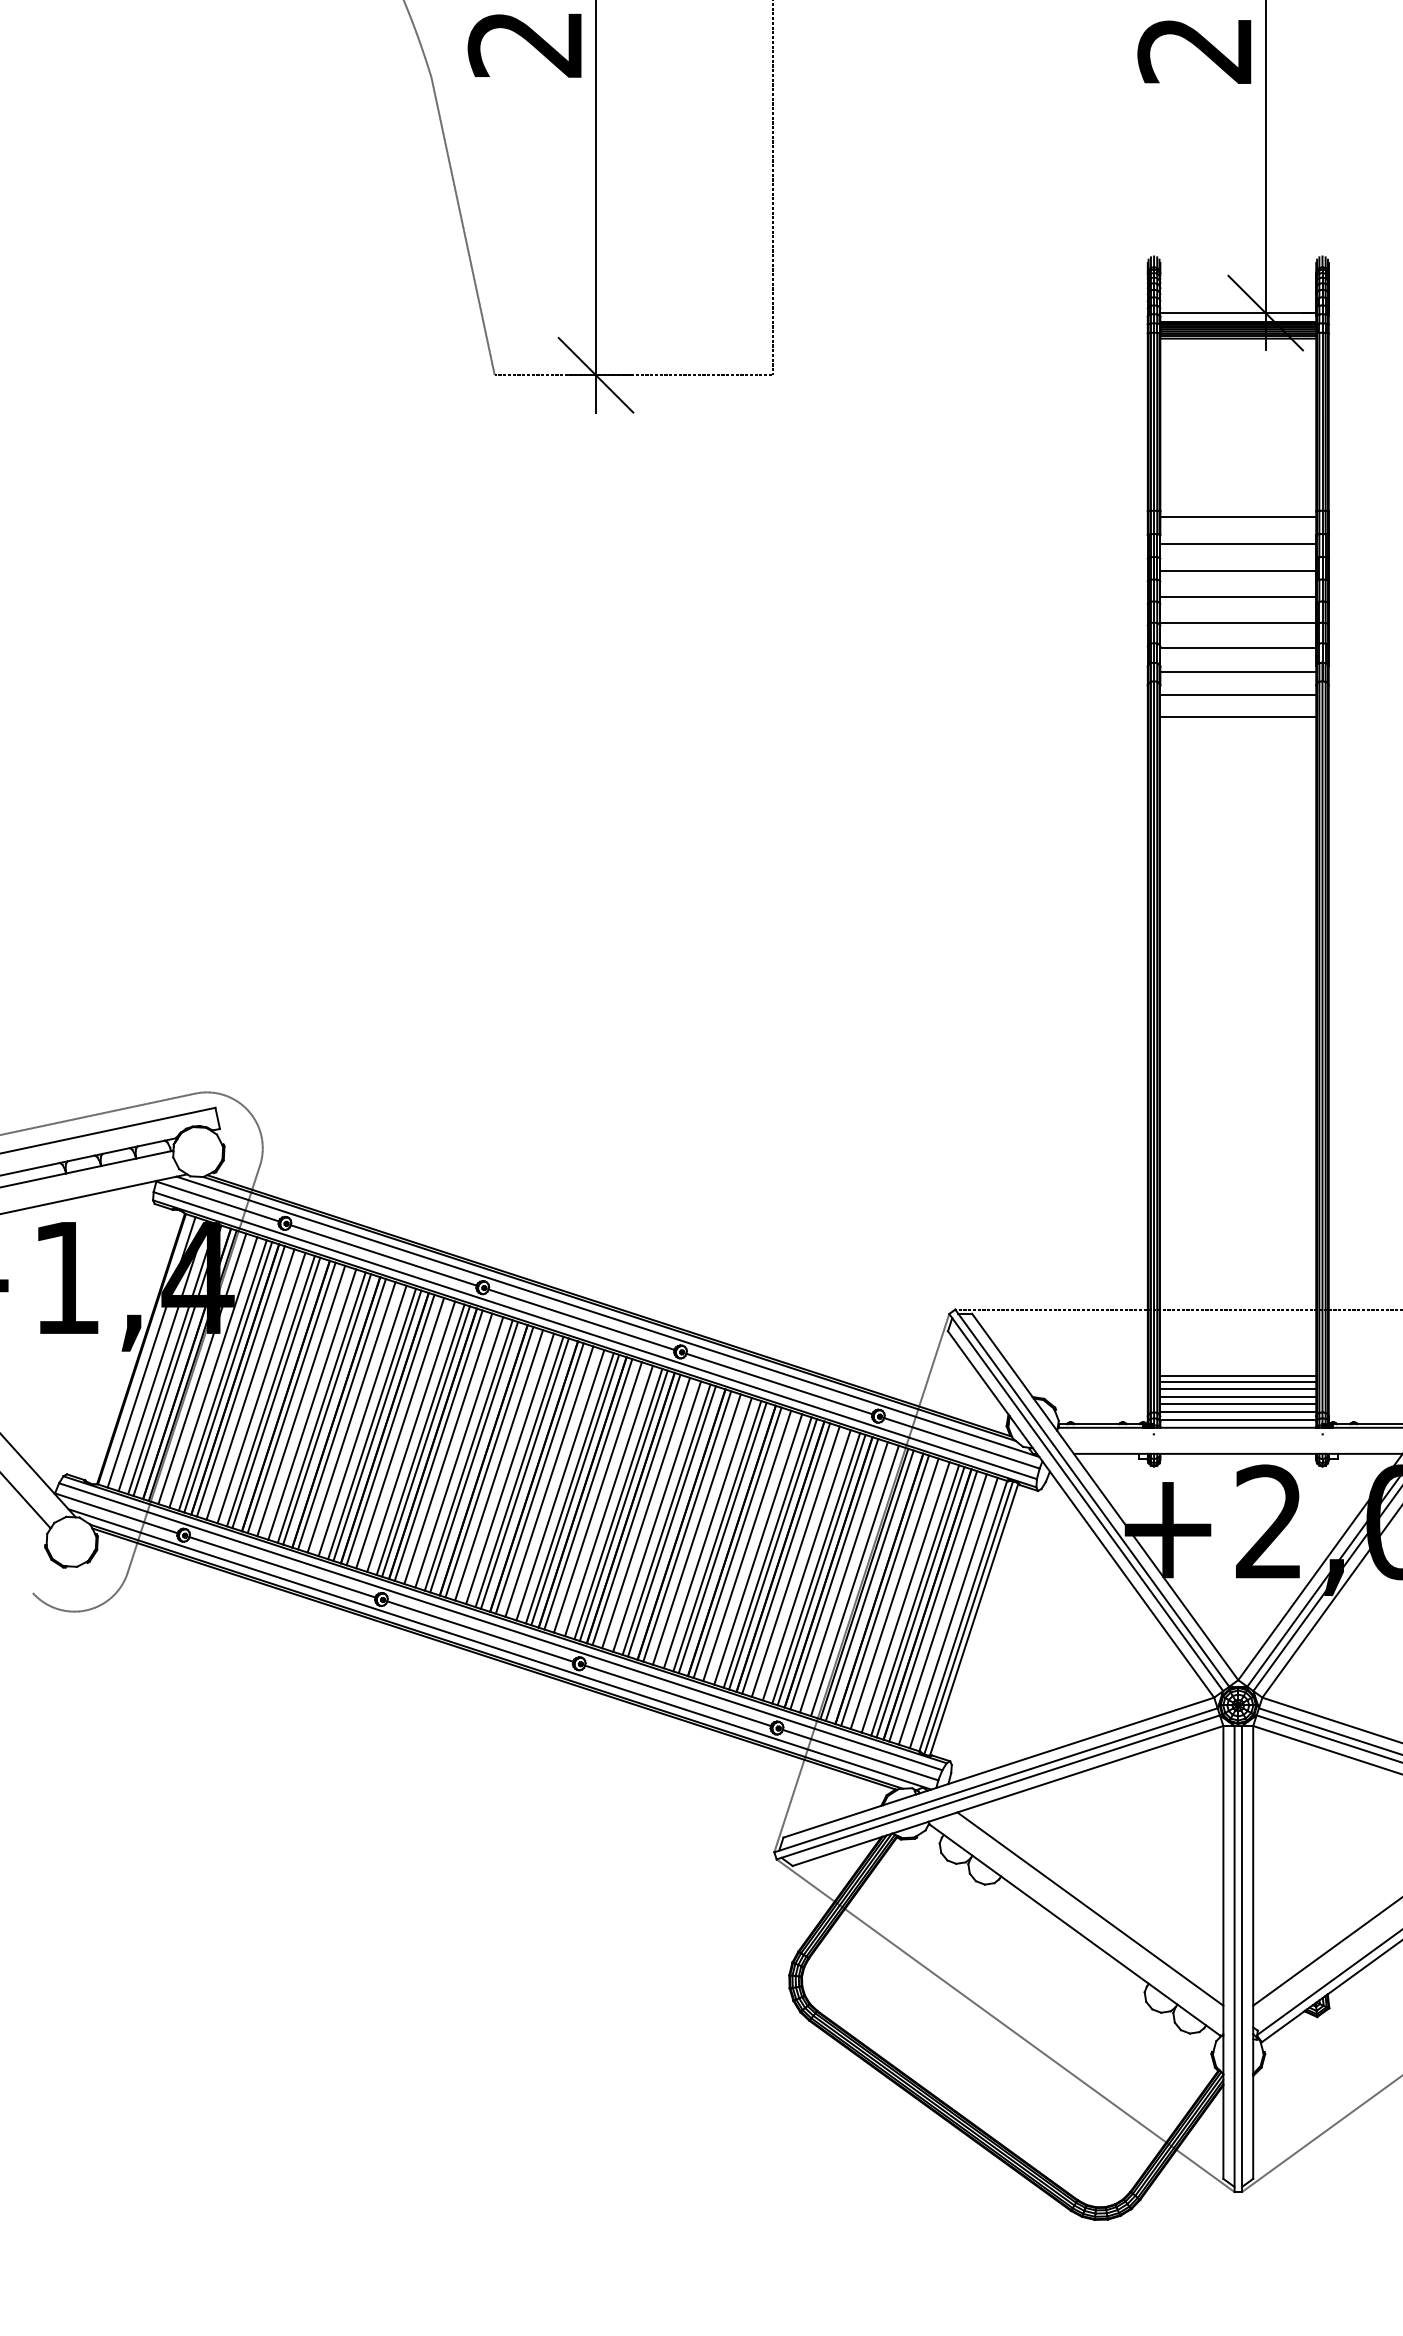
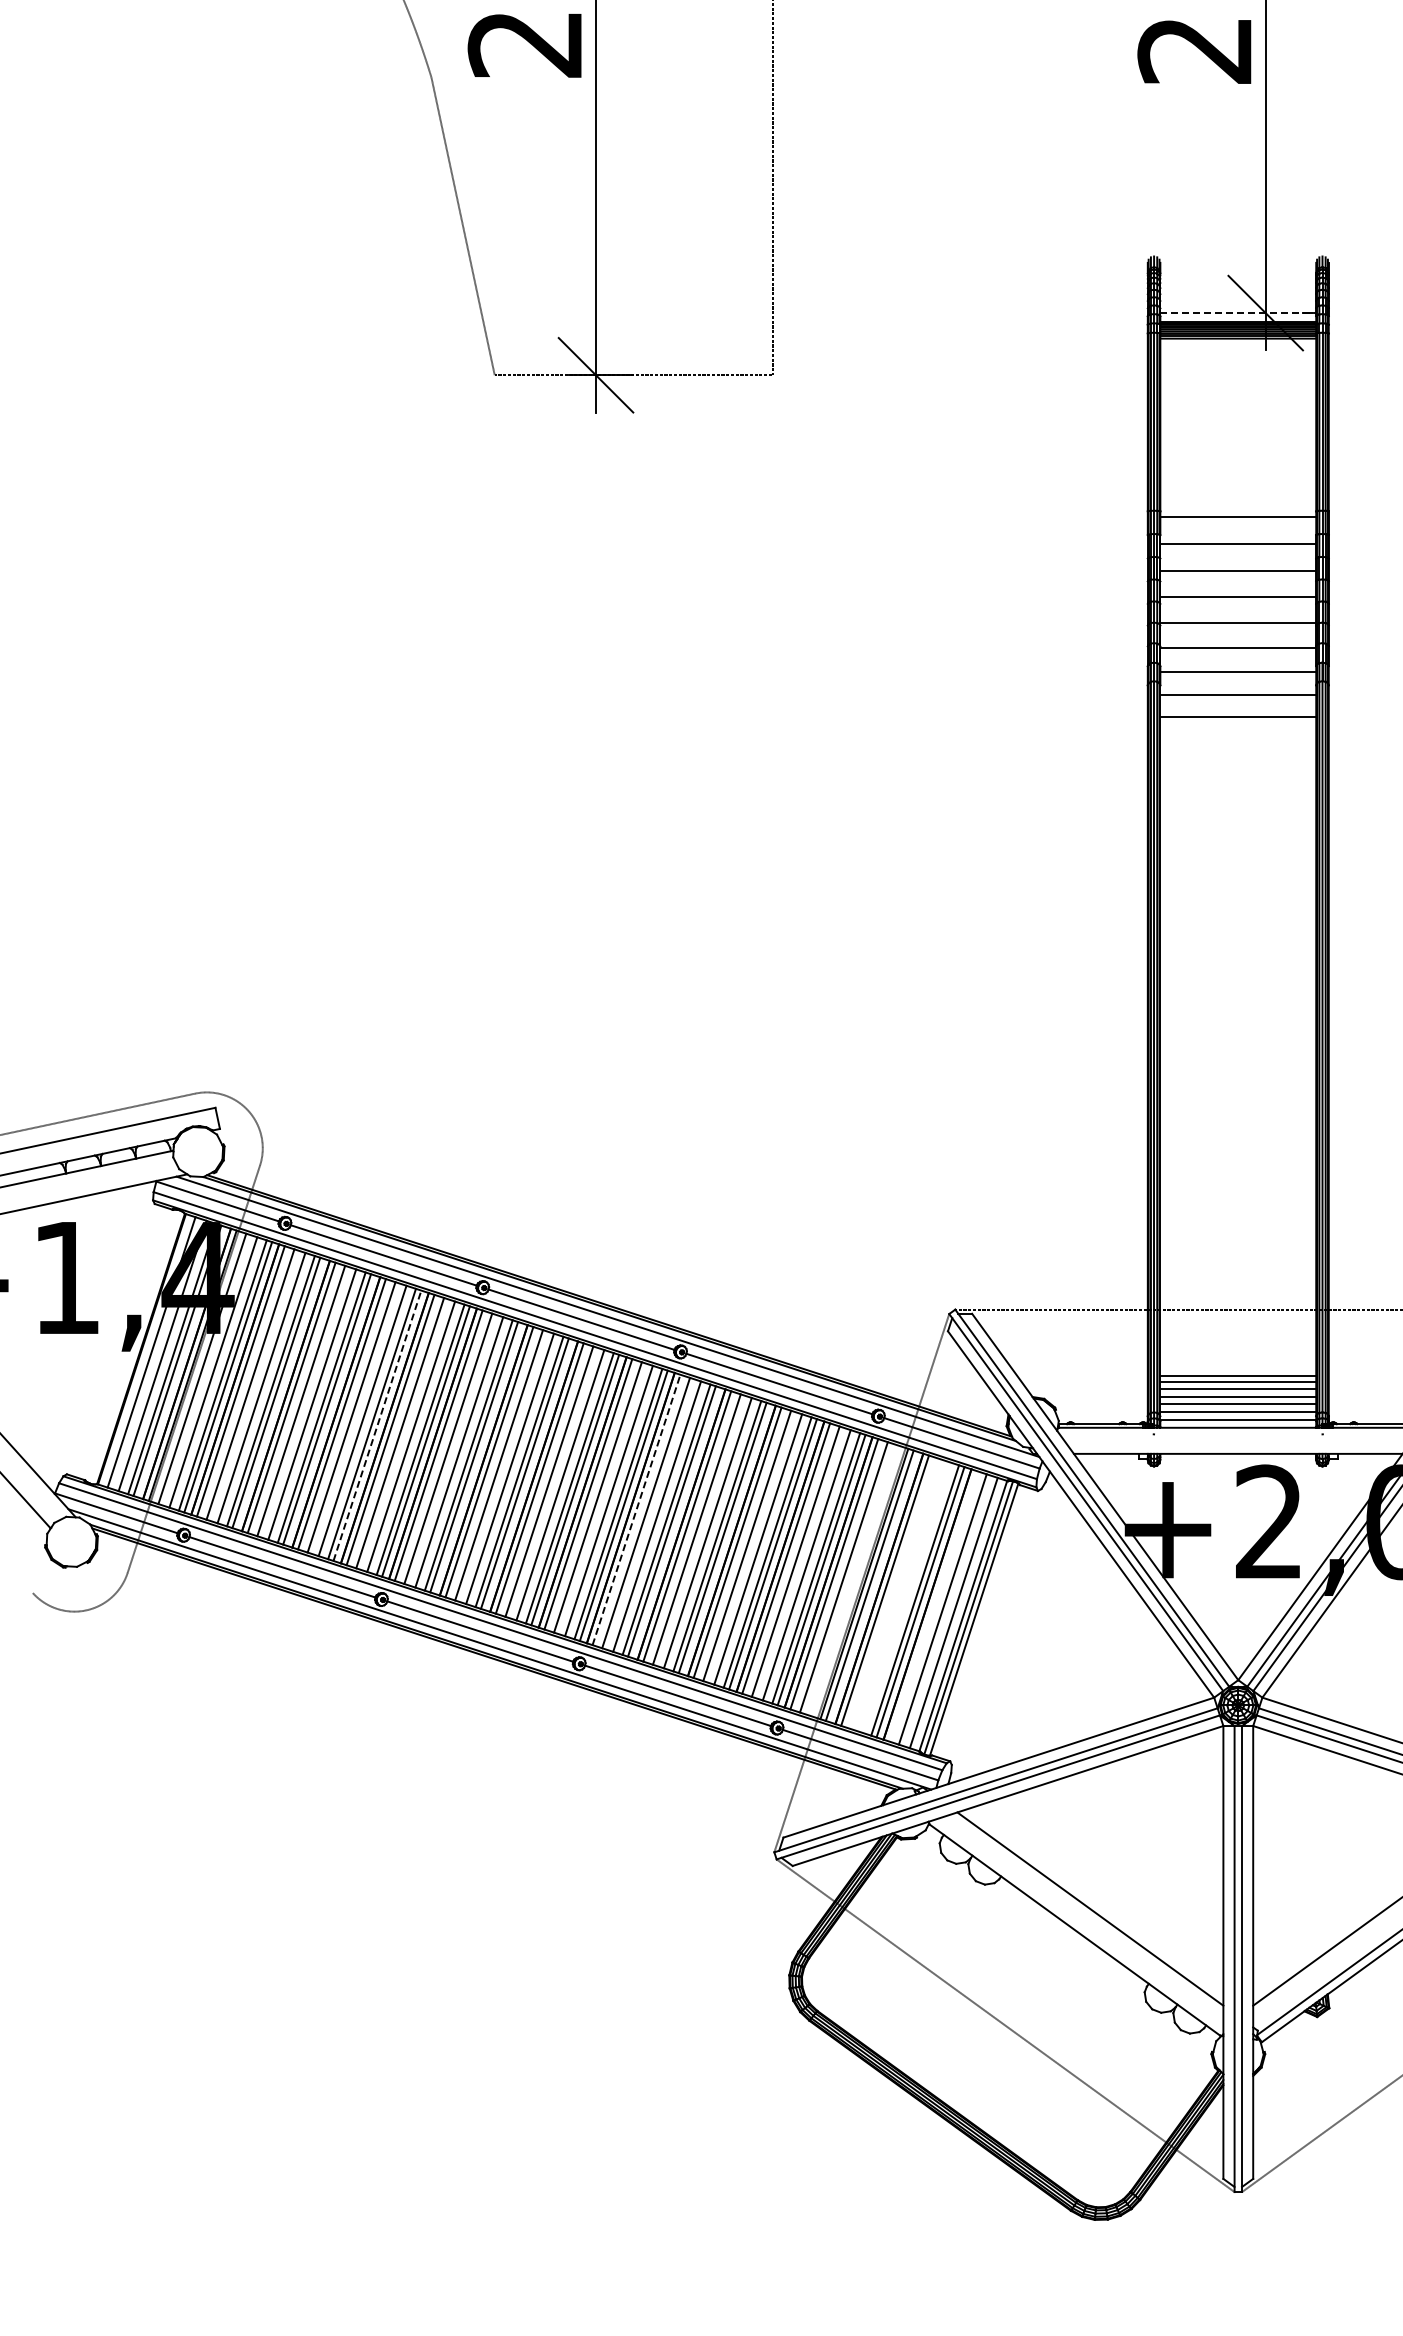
line: solid -> dashed (1238, 313)
line: solid -> dashed (377, 1425)
line: solid -> dashed (636, 1509)
line: present -> none (854, 1580)
line: present -> none (894, 1593)
line: present -> none (905, 1597)
line: present -> none (933, 1606)
